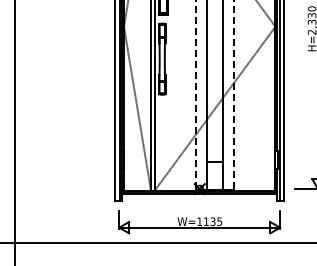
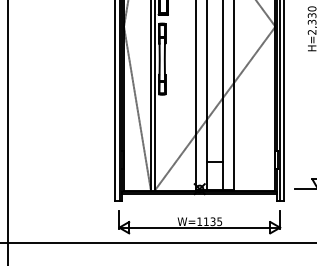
line: dashed -> solid (195, 95)
line: dashed -> solid (233, 95)
line position: (15, 132) -> (8, 132) (8, 132)
